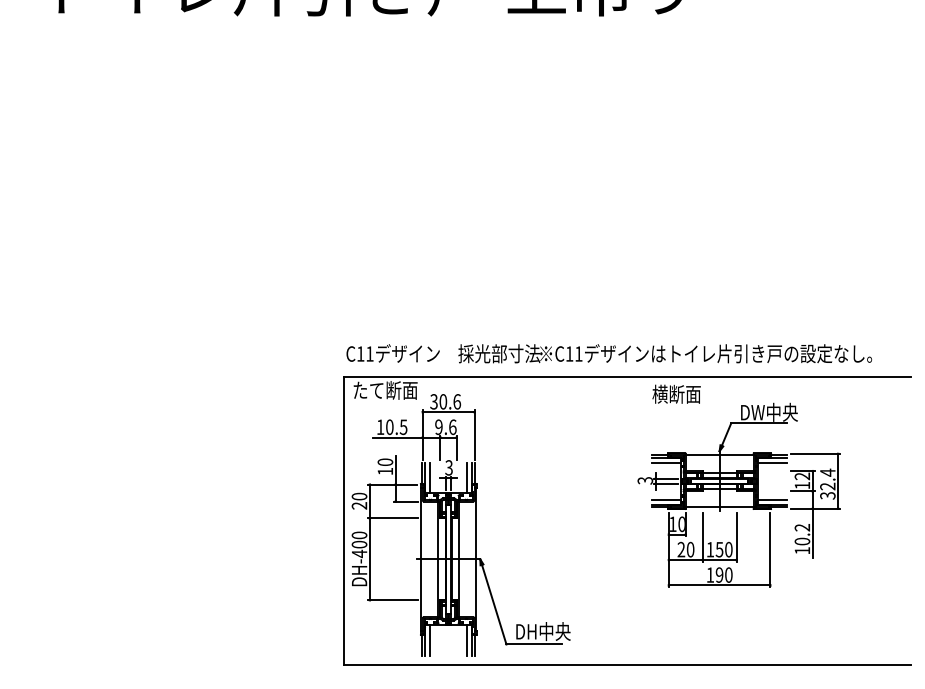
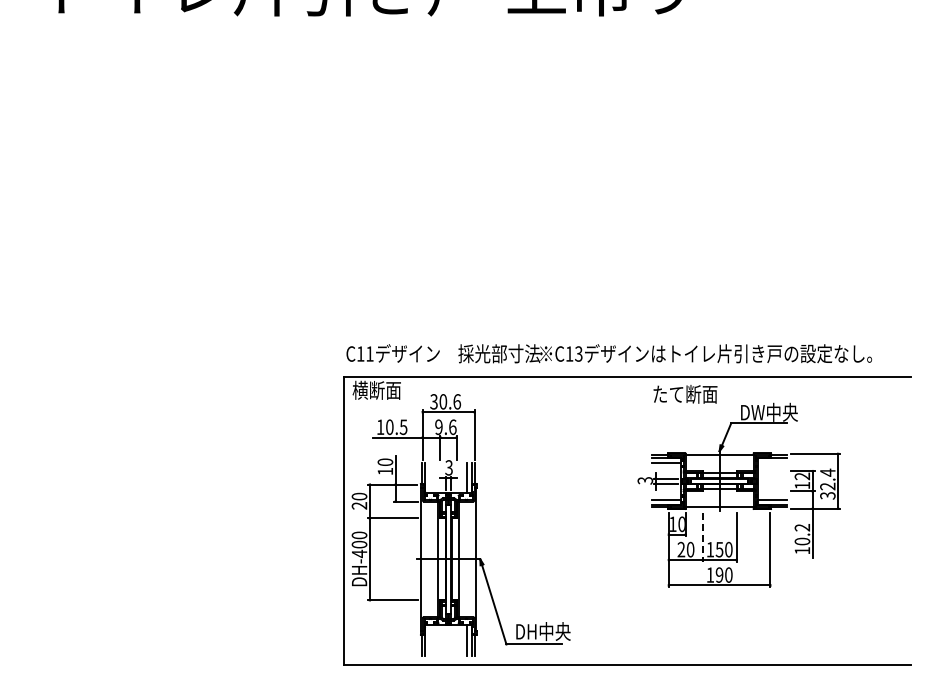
text: C11 -> C13 (578, 353)
text: たて断面 -> 横断面 (384, 389)
text: 横断面 -> たて断面 (684, 393)
line: present -> none (772, 462)
line: present -> none (429, 478)
line: solid -> dashed (702, 537)
line: present -> none (429, 640)
